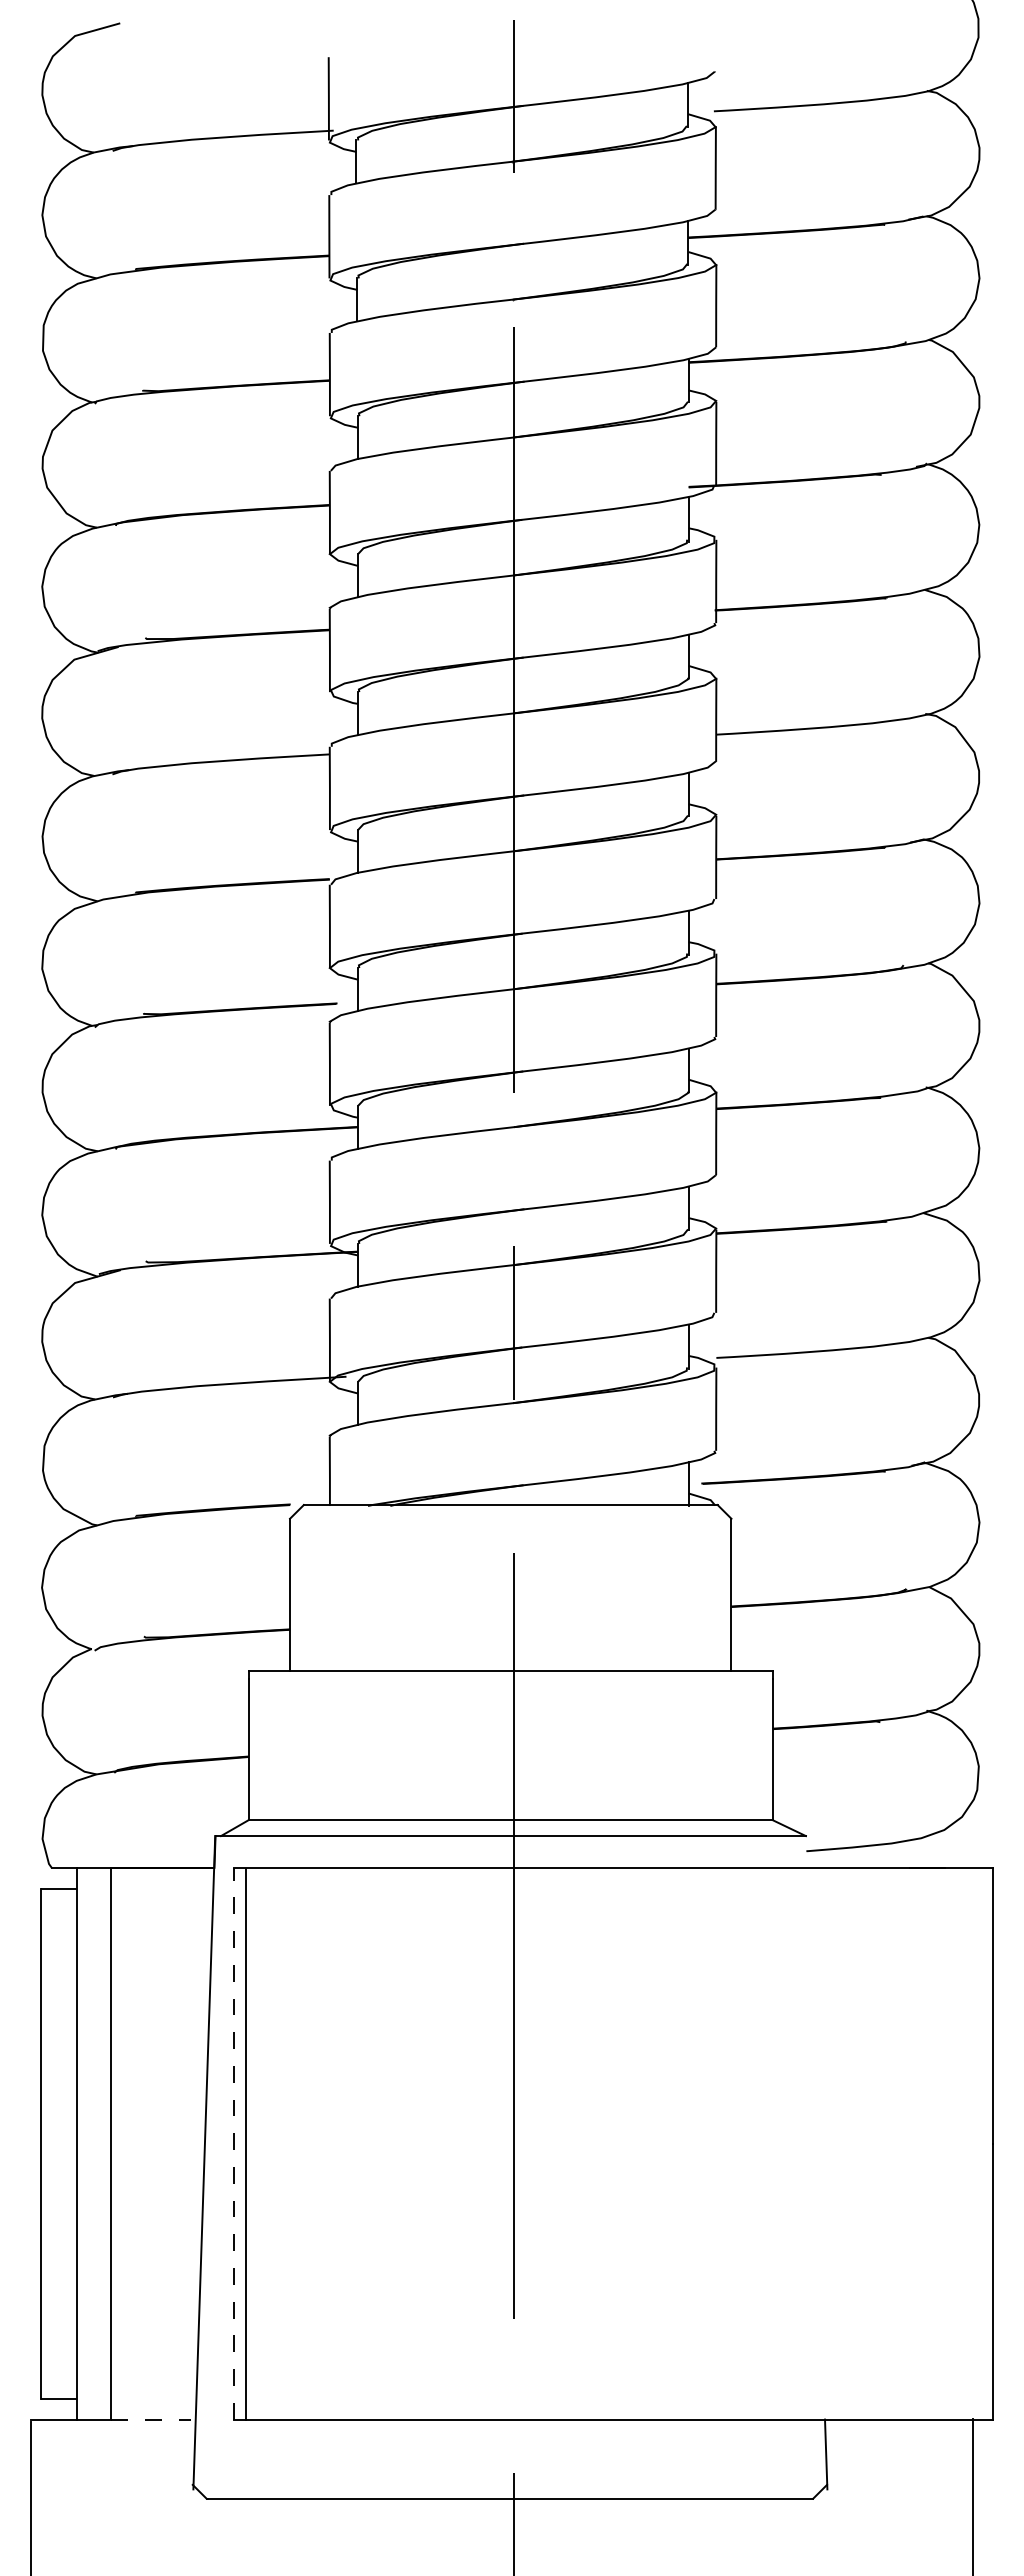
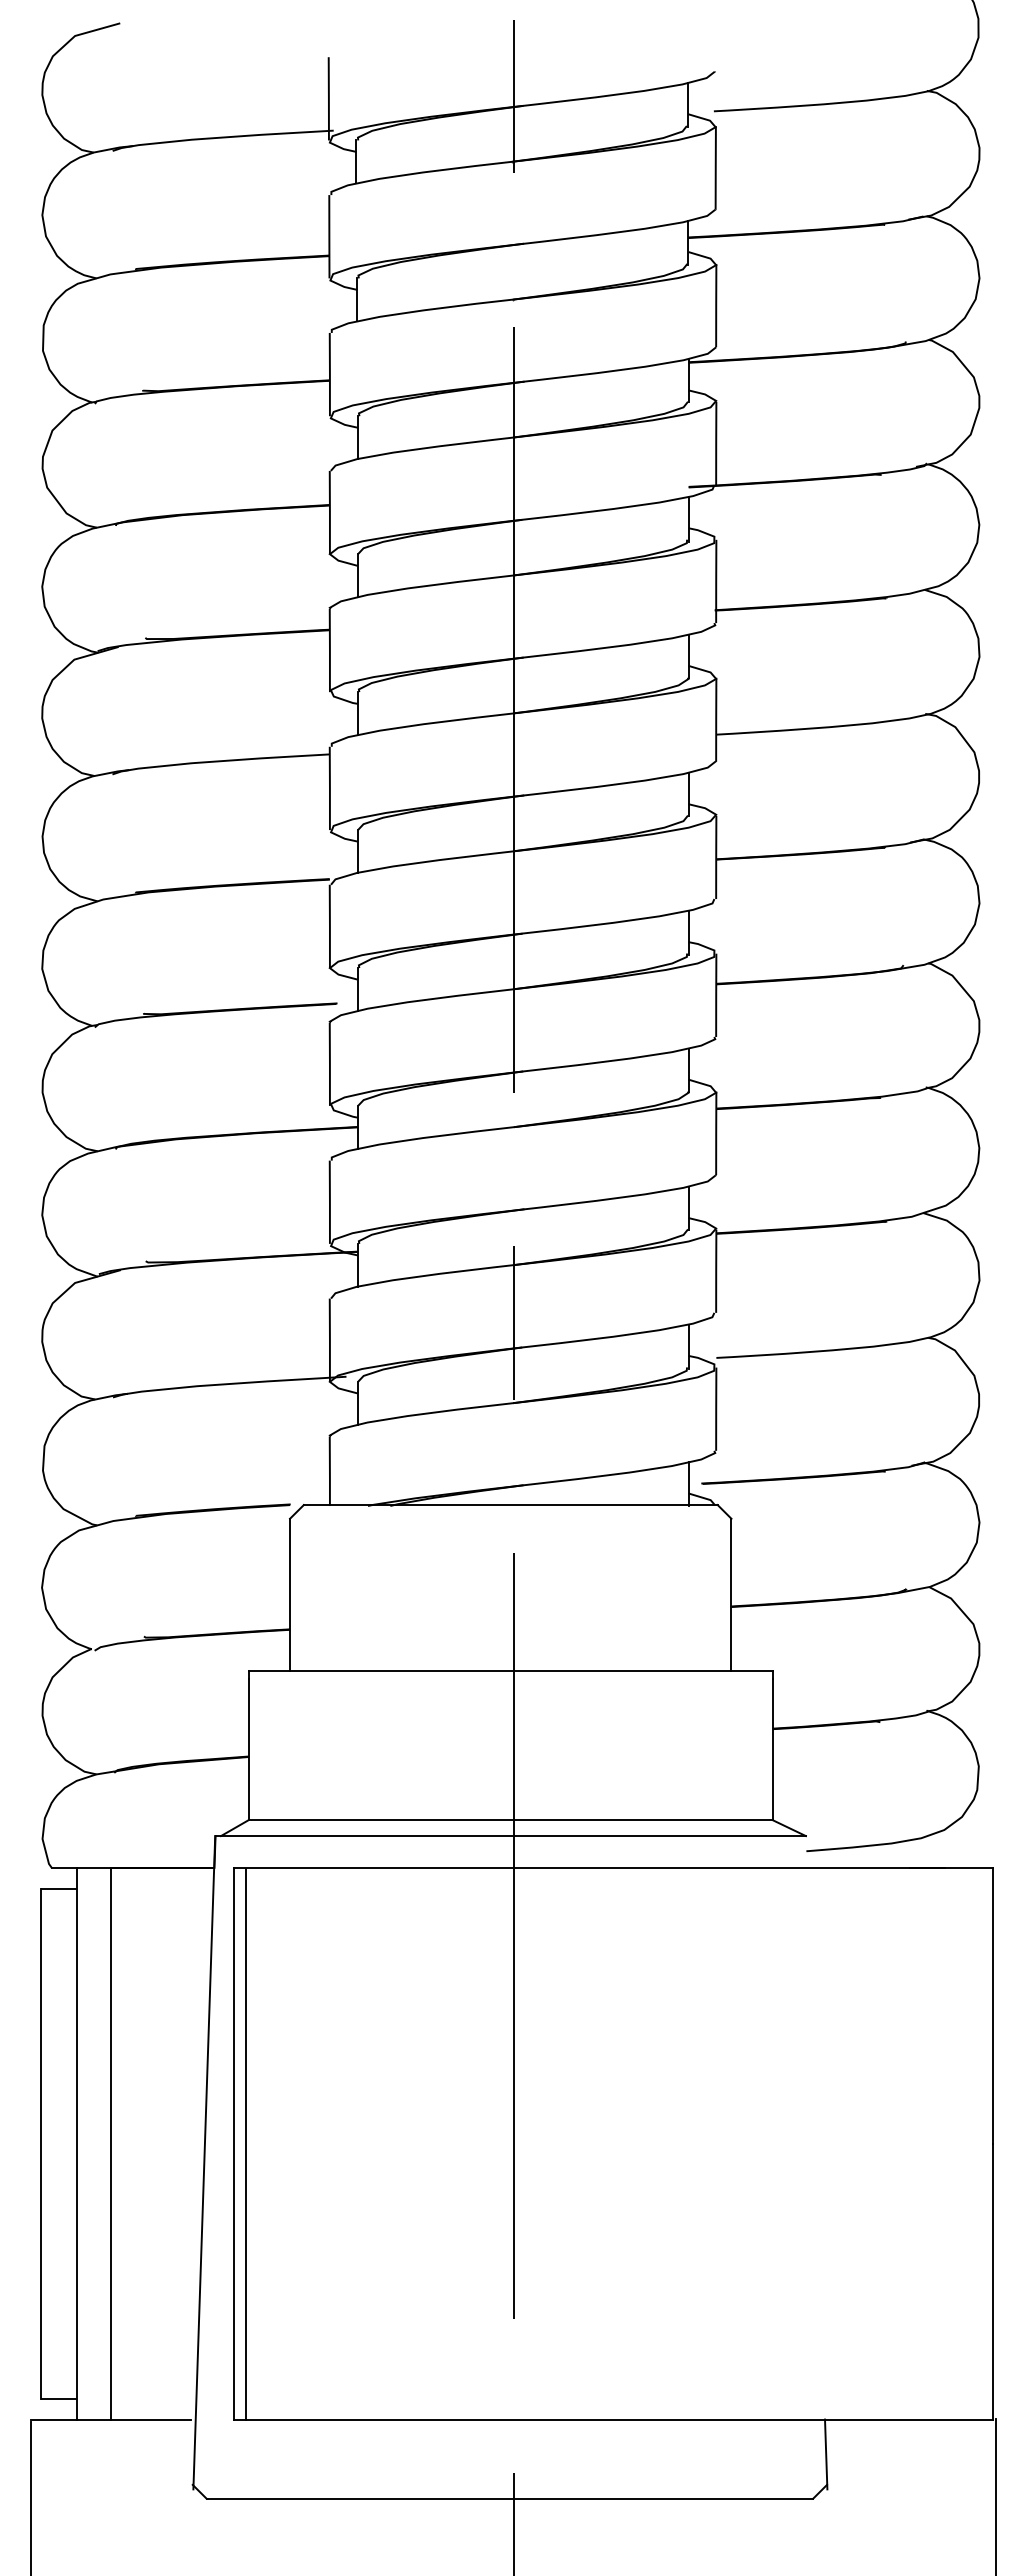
line: dashed -> solid (233, 2143)
line: dashed -> solid (151, 2419)
line position: (973, 2495) -> (996, 2495) (996, 2495)
